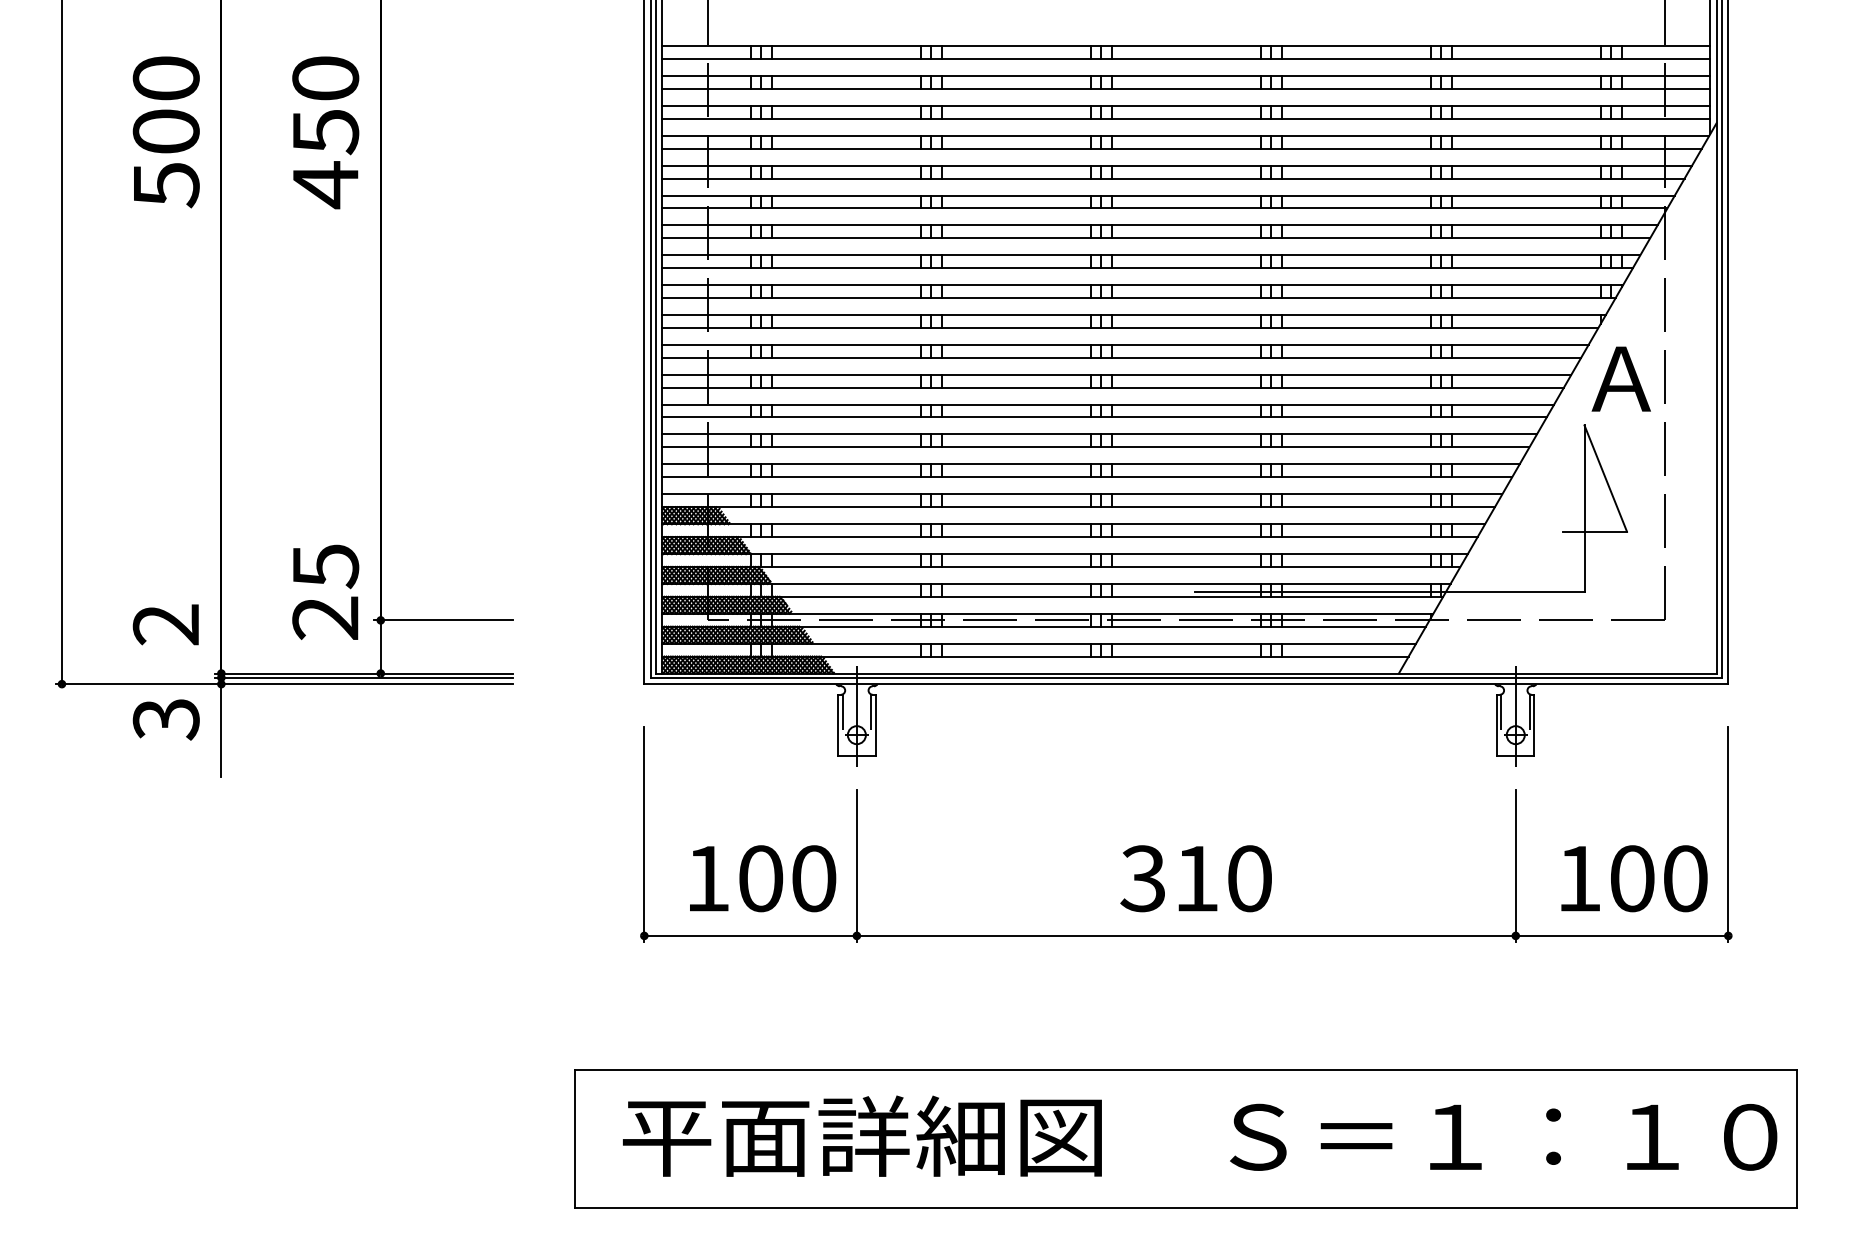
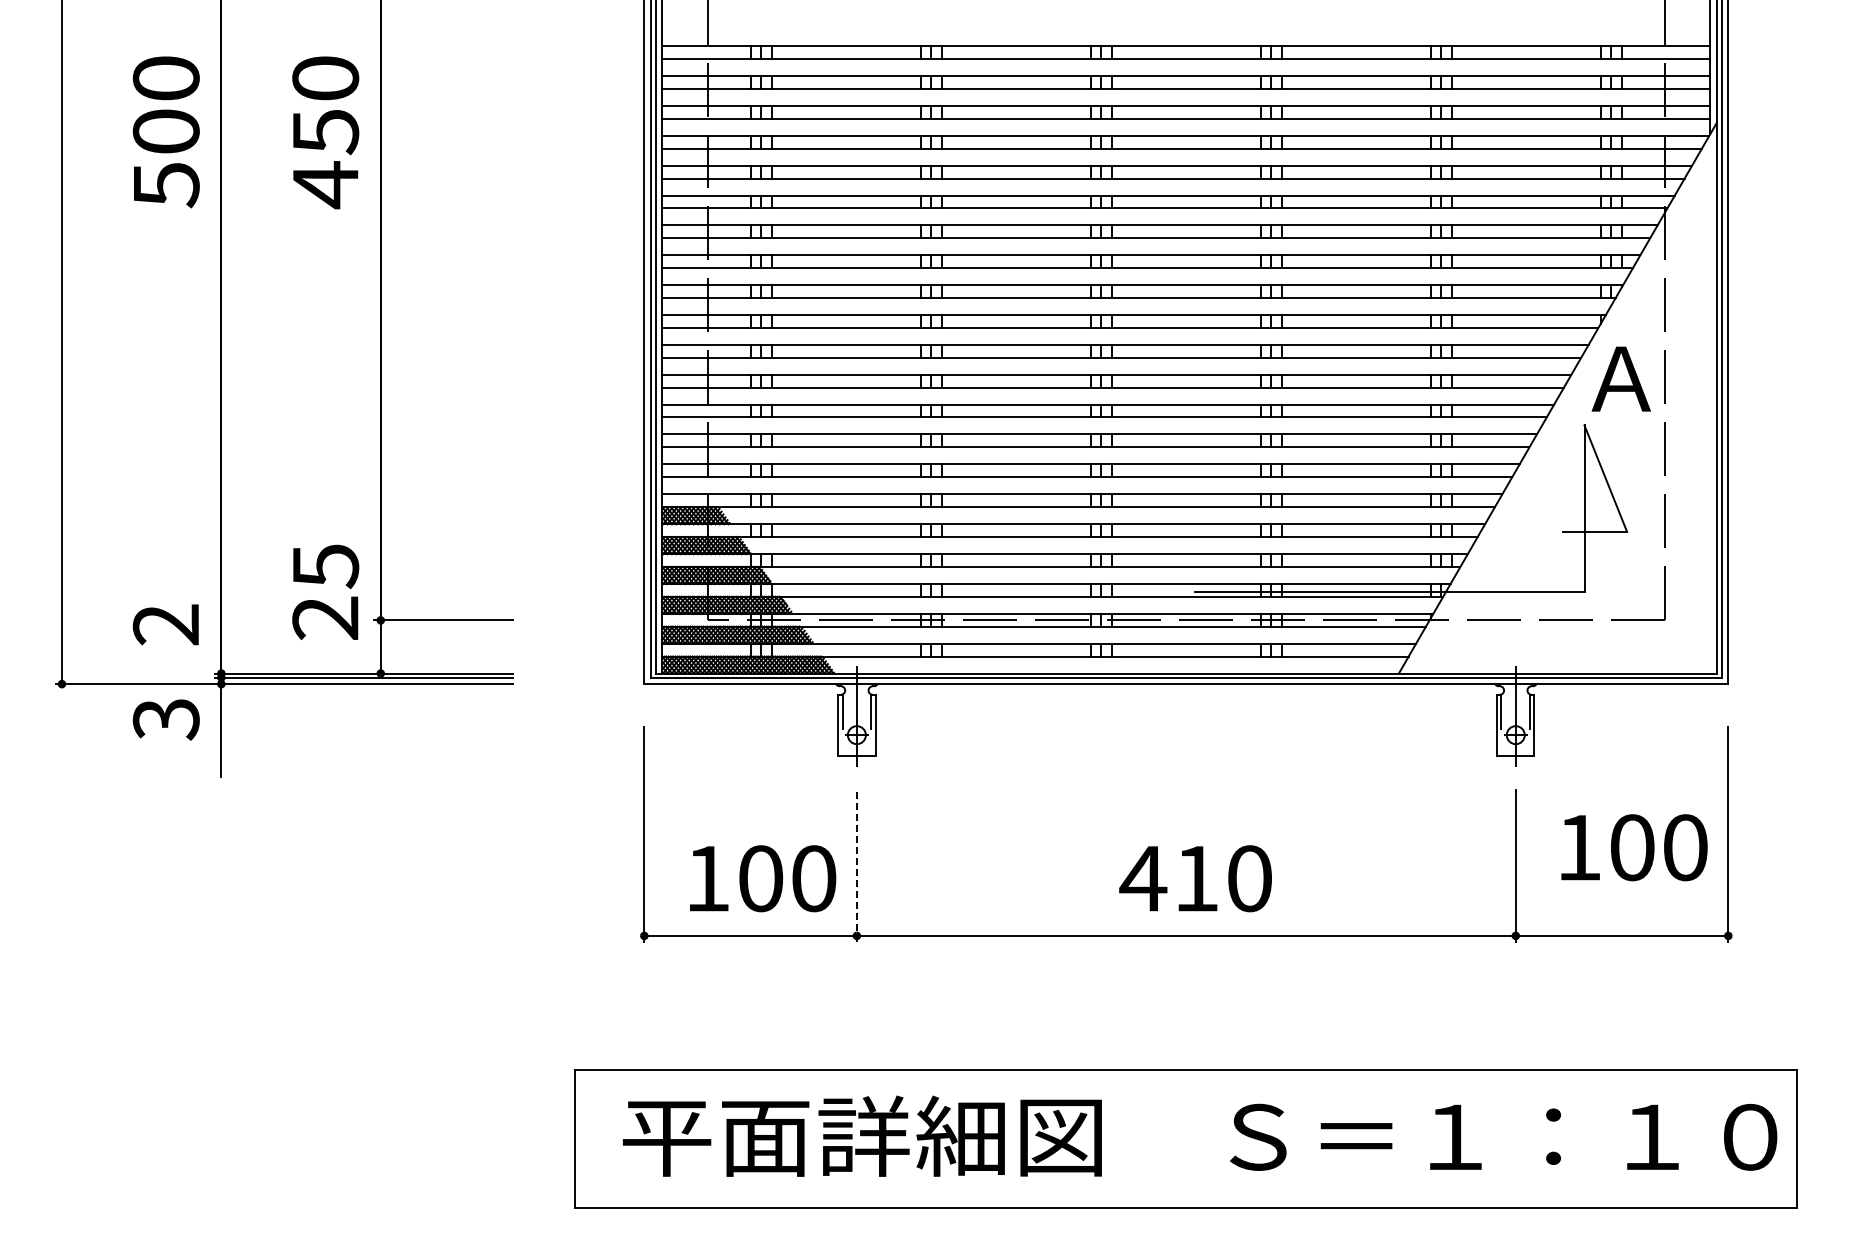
line: solid -> dashed (856, 865)
text: 310 -> 410 (1143, 878)
text position: (1634, 878) -> (1634, 847) (1634, 847)
